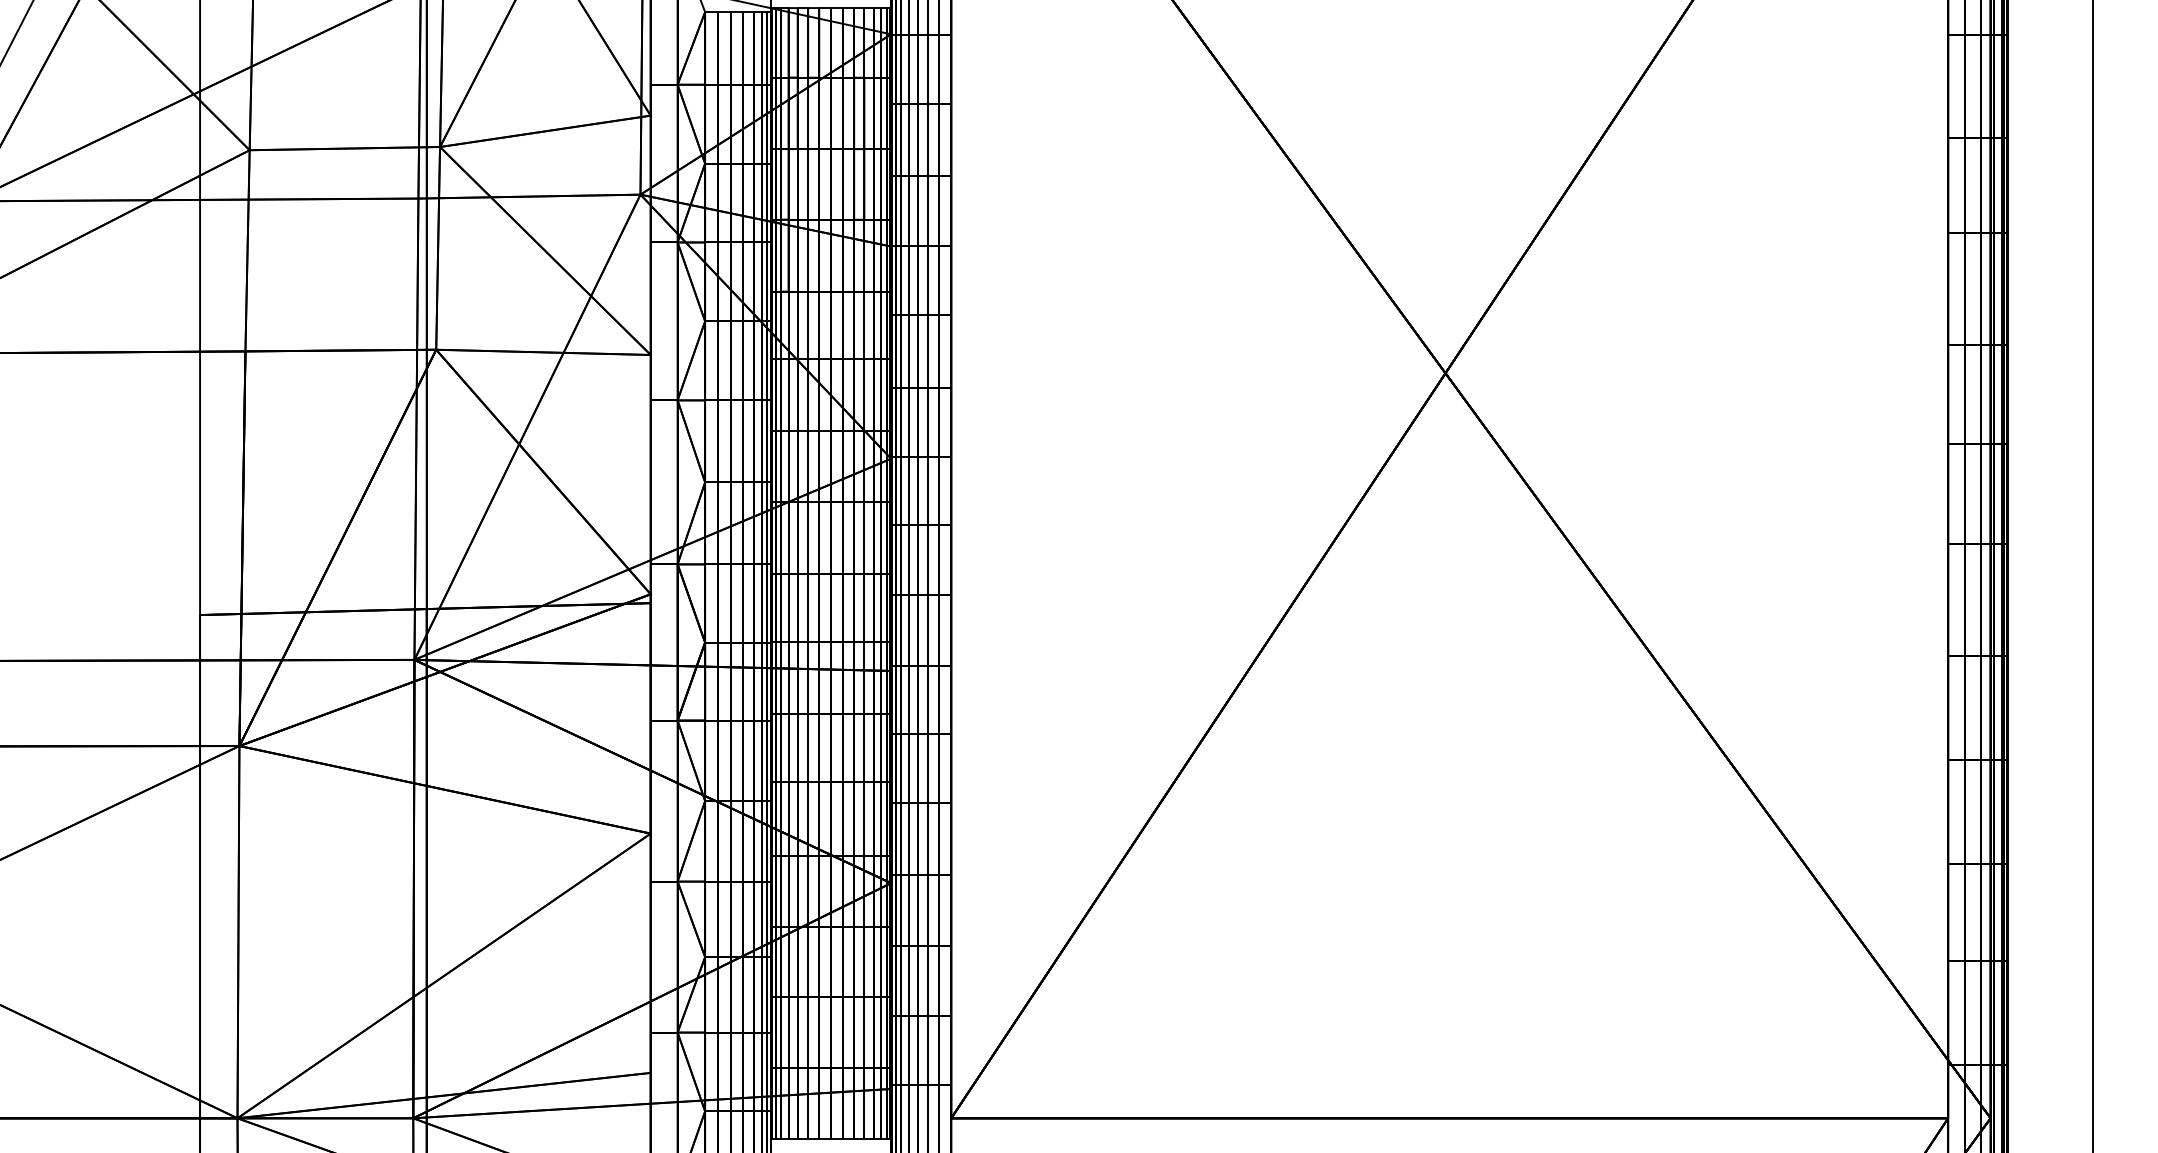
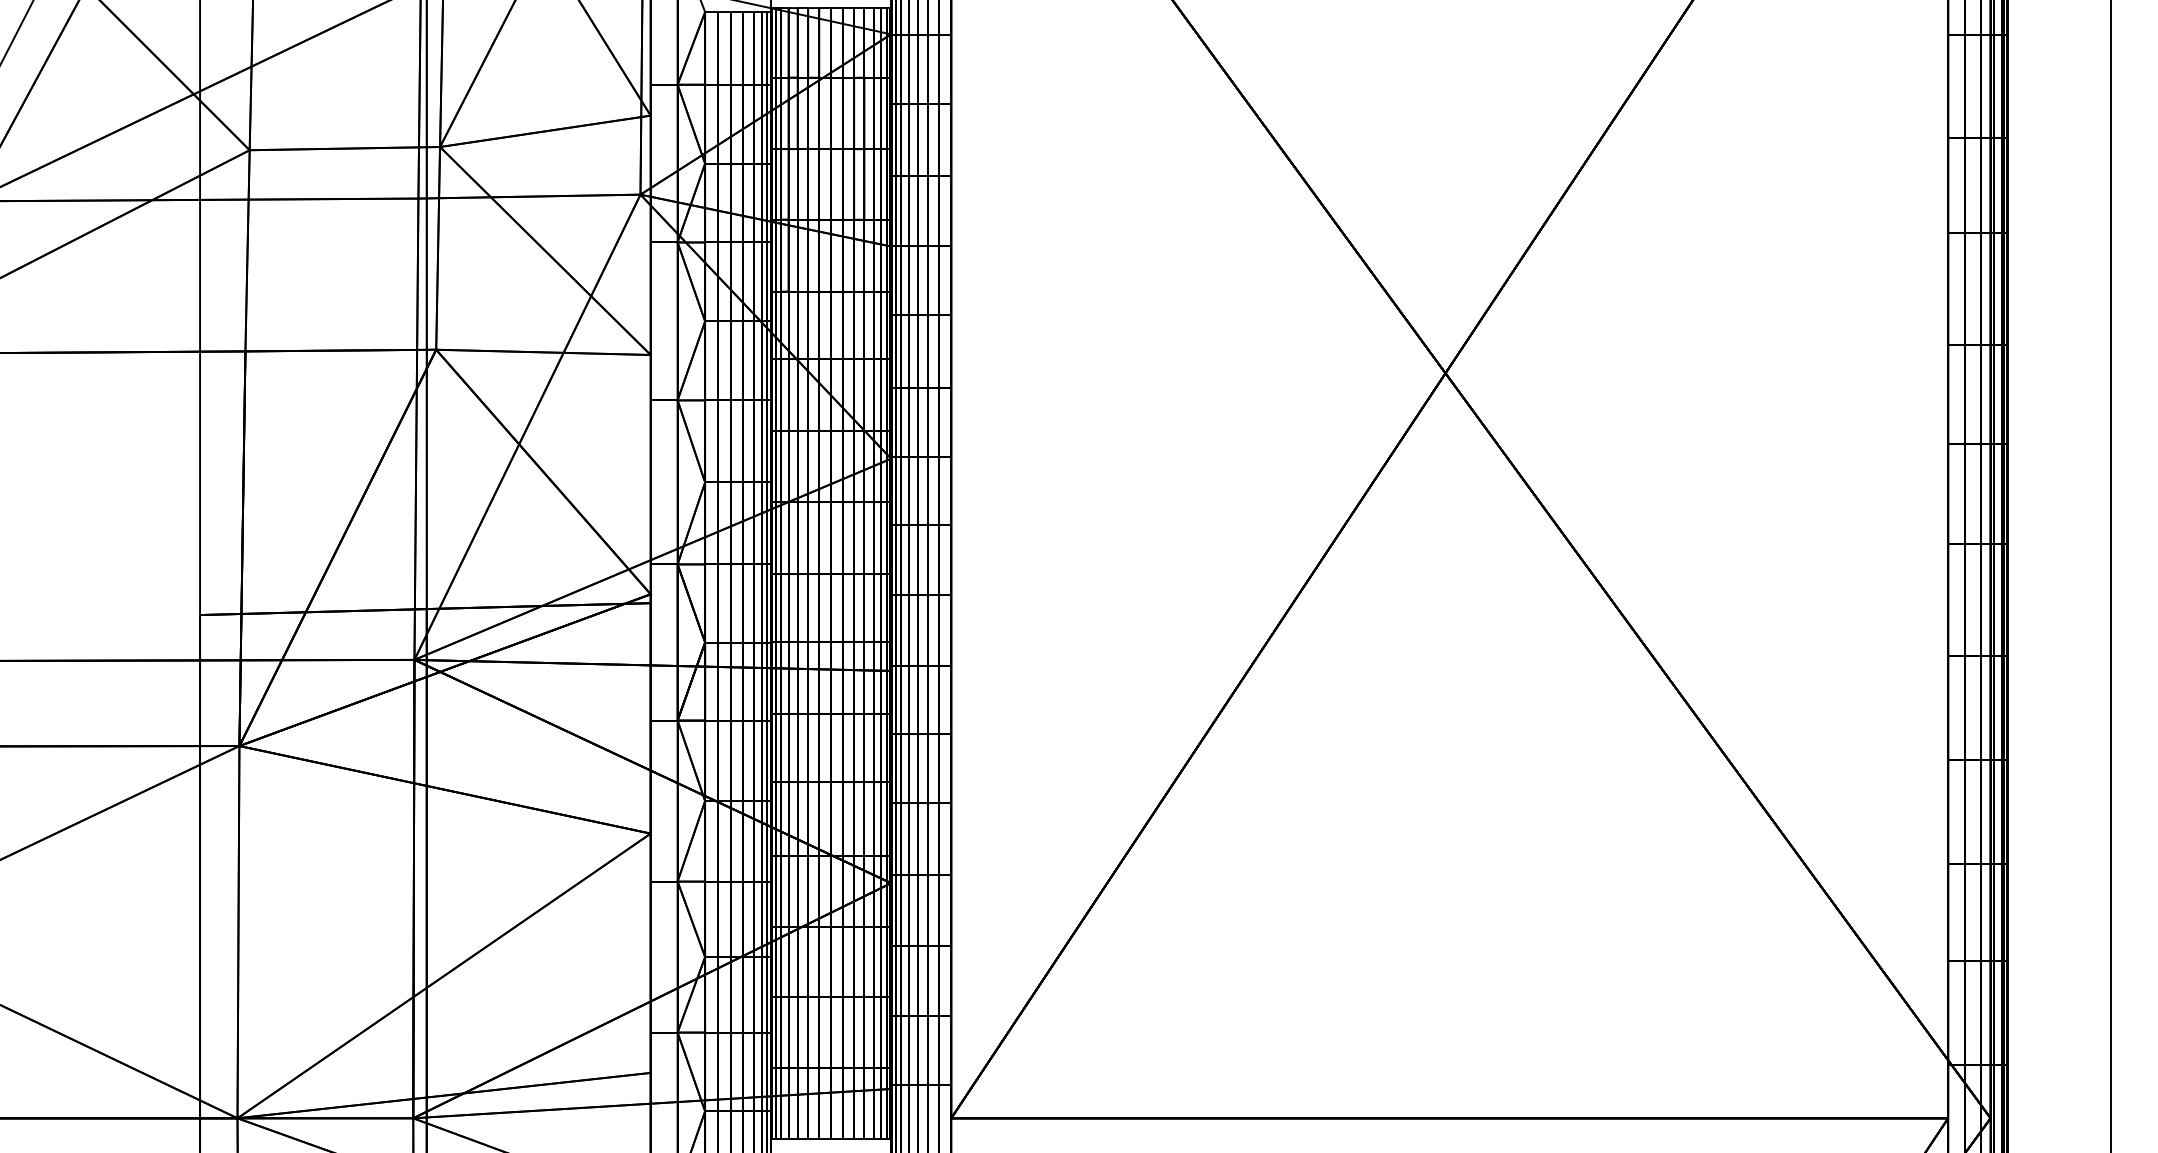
line position: (2093, 575) -> (2111, 575) (2111, 575)
